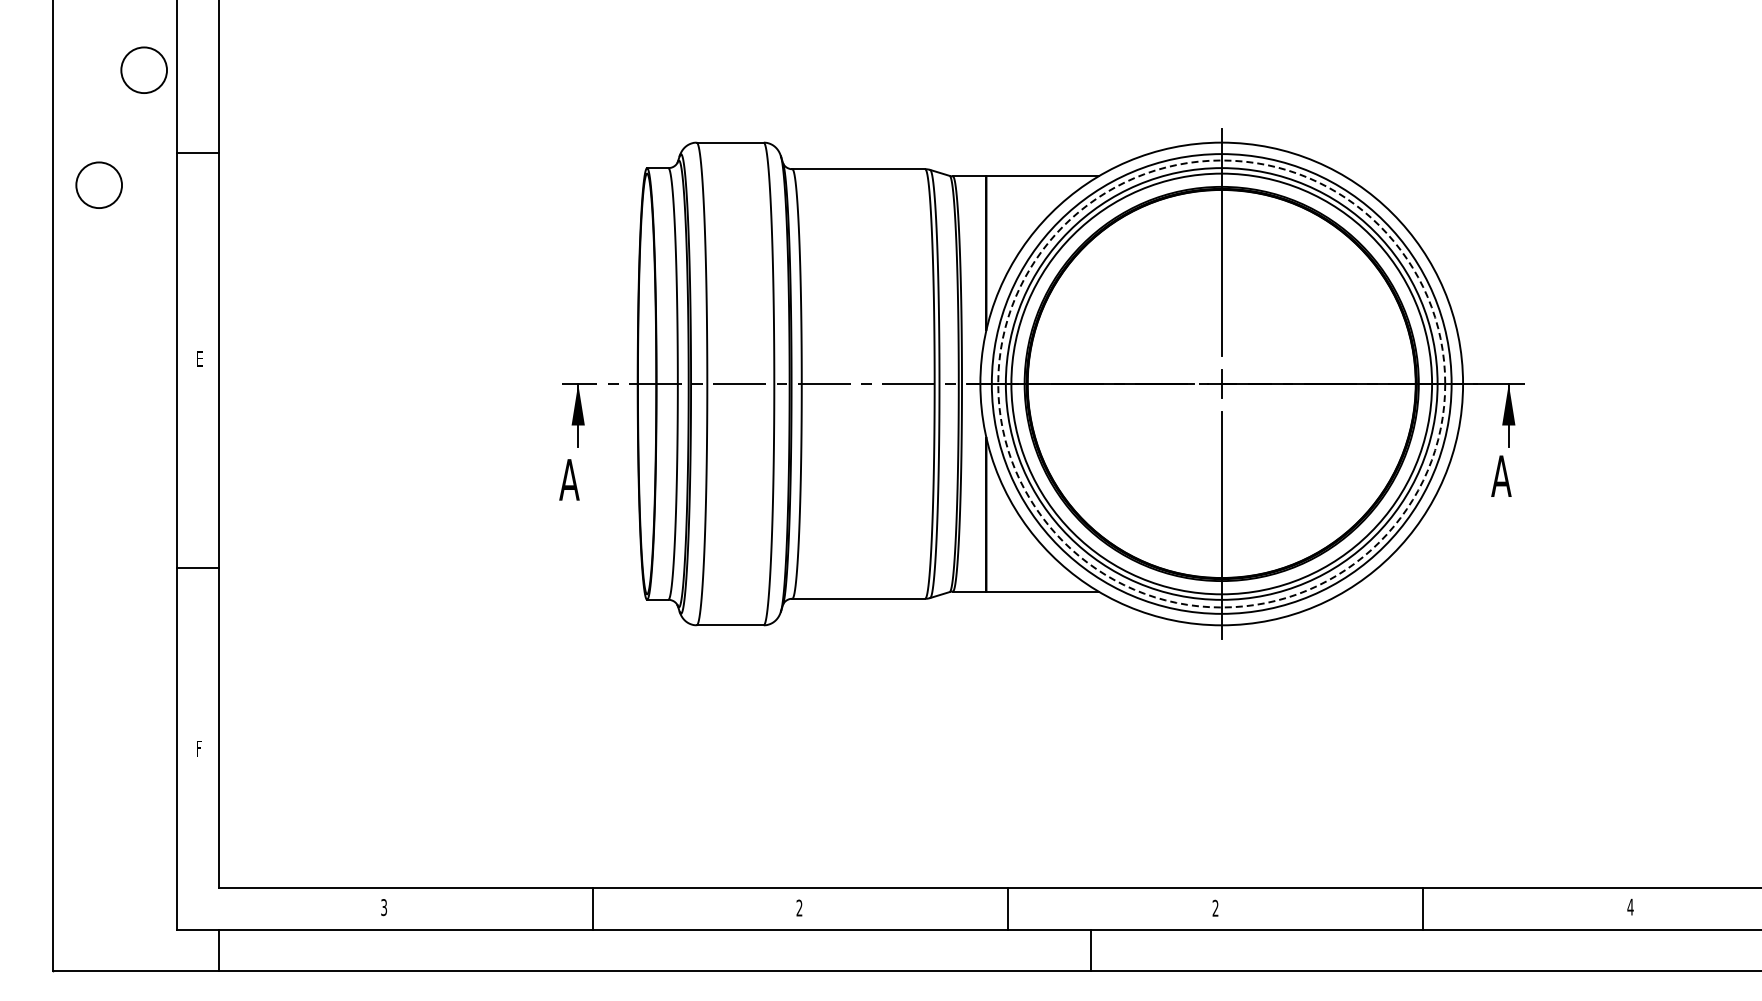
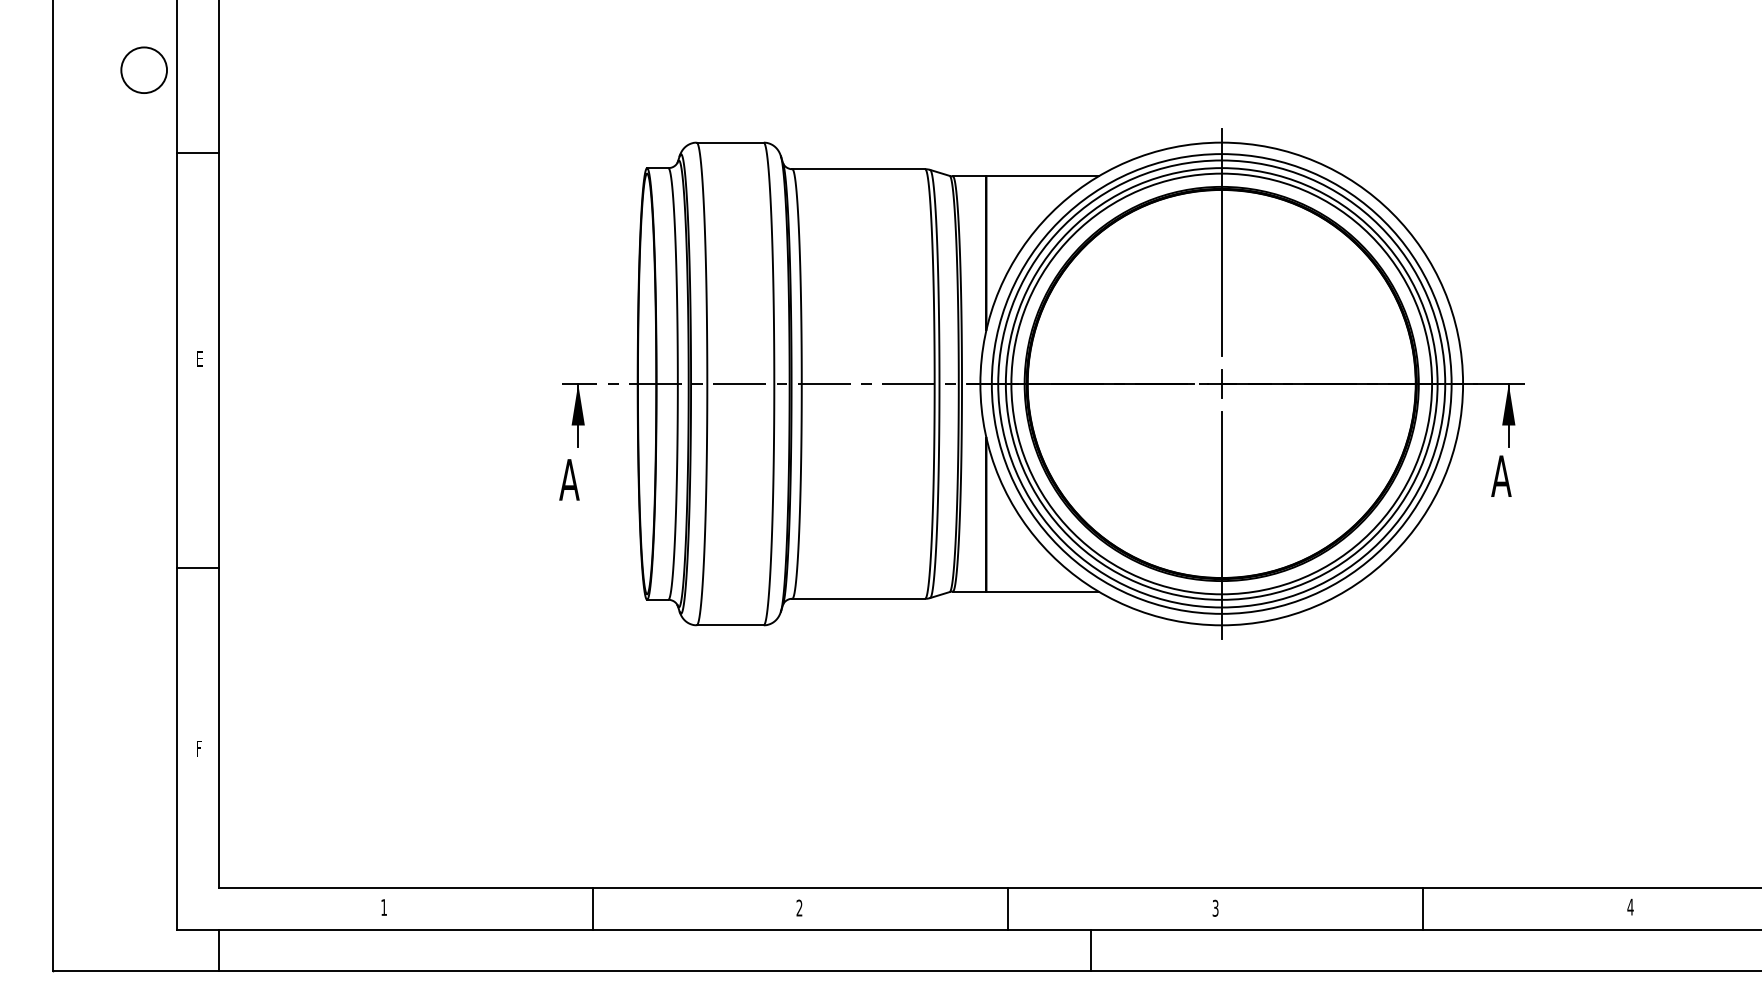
circle: present -> none (98, 184)
circle: dashed -> solid (1221, 383)
text: 3 -> 1 (383, 907)
text: 2 -> 3 (1215, 908)
